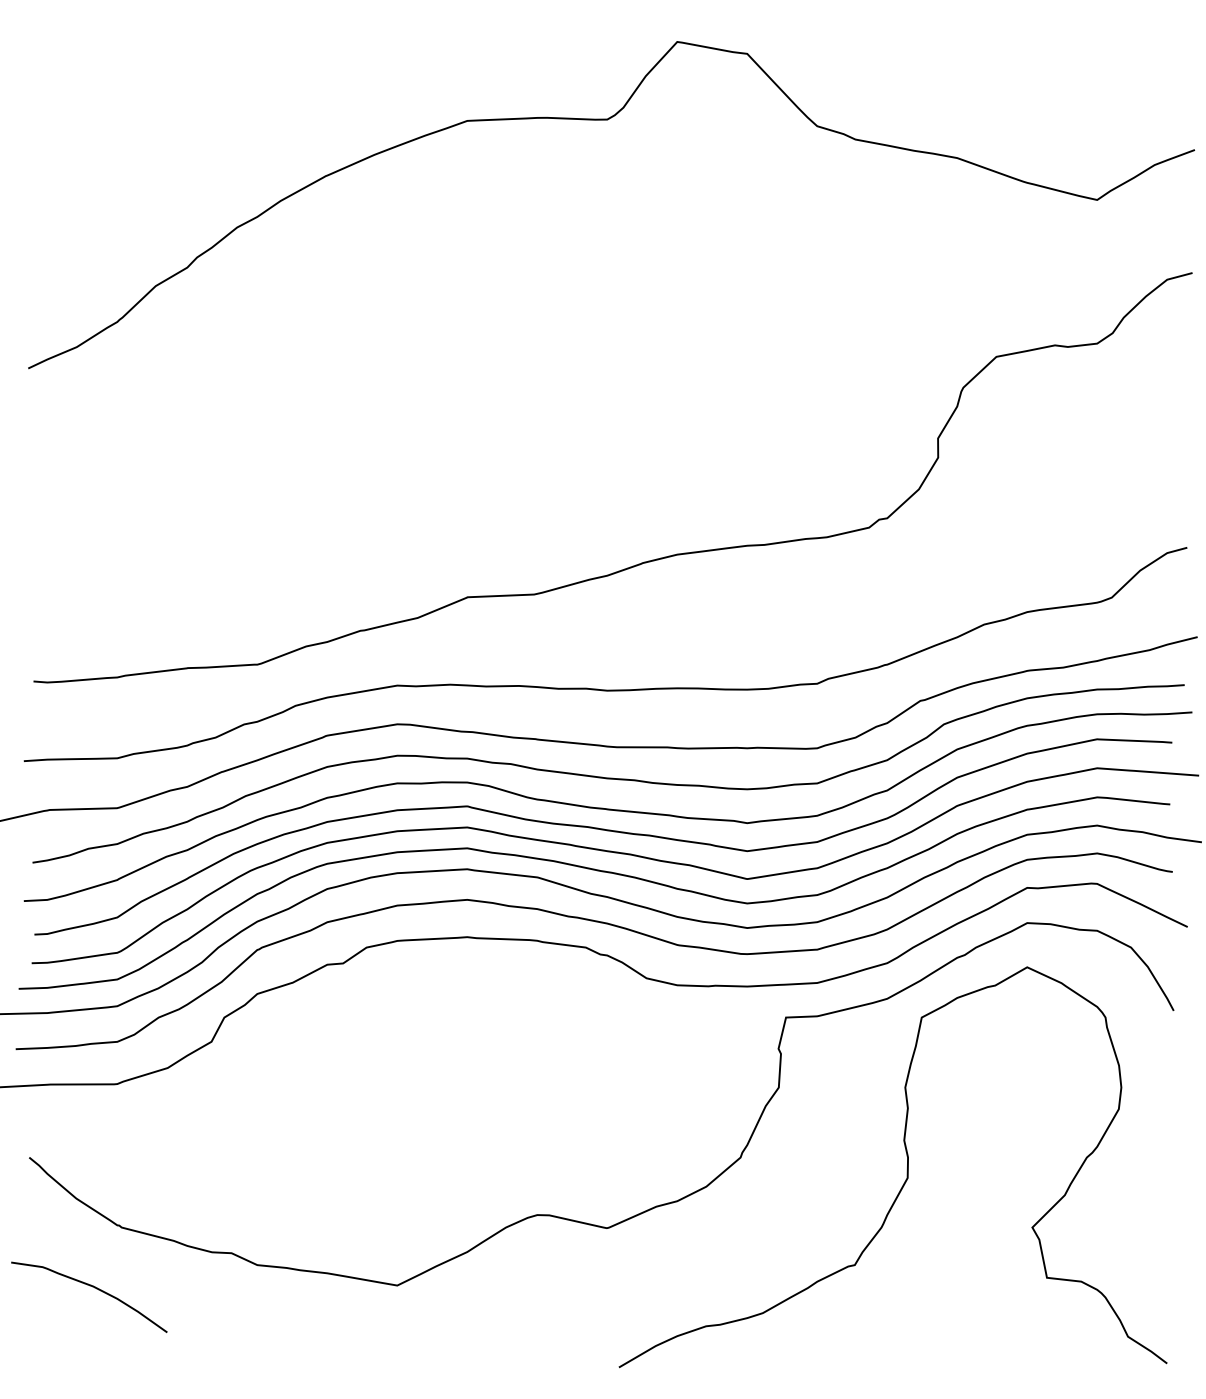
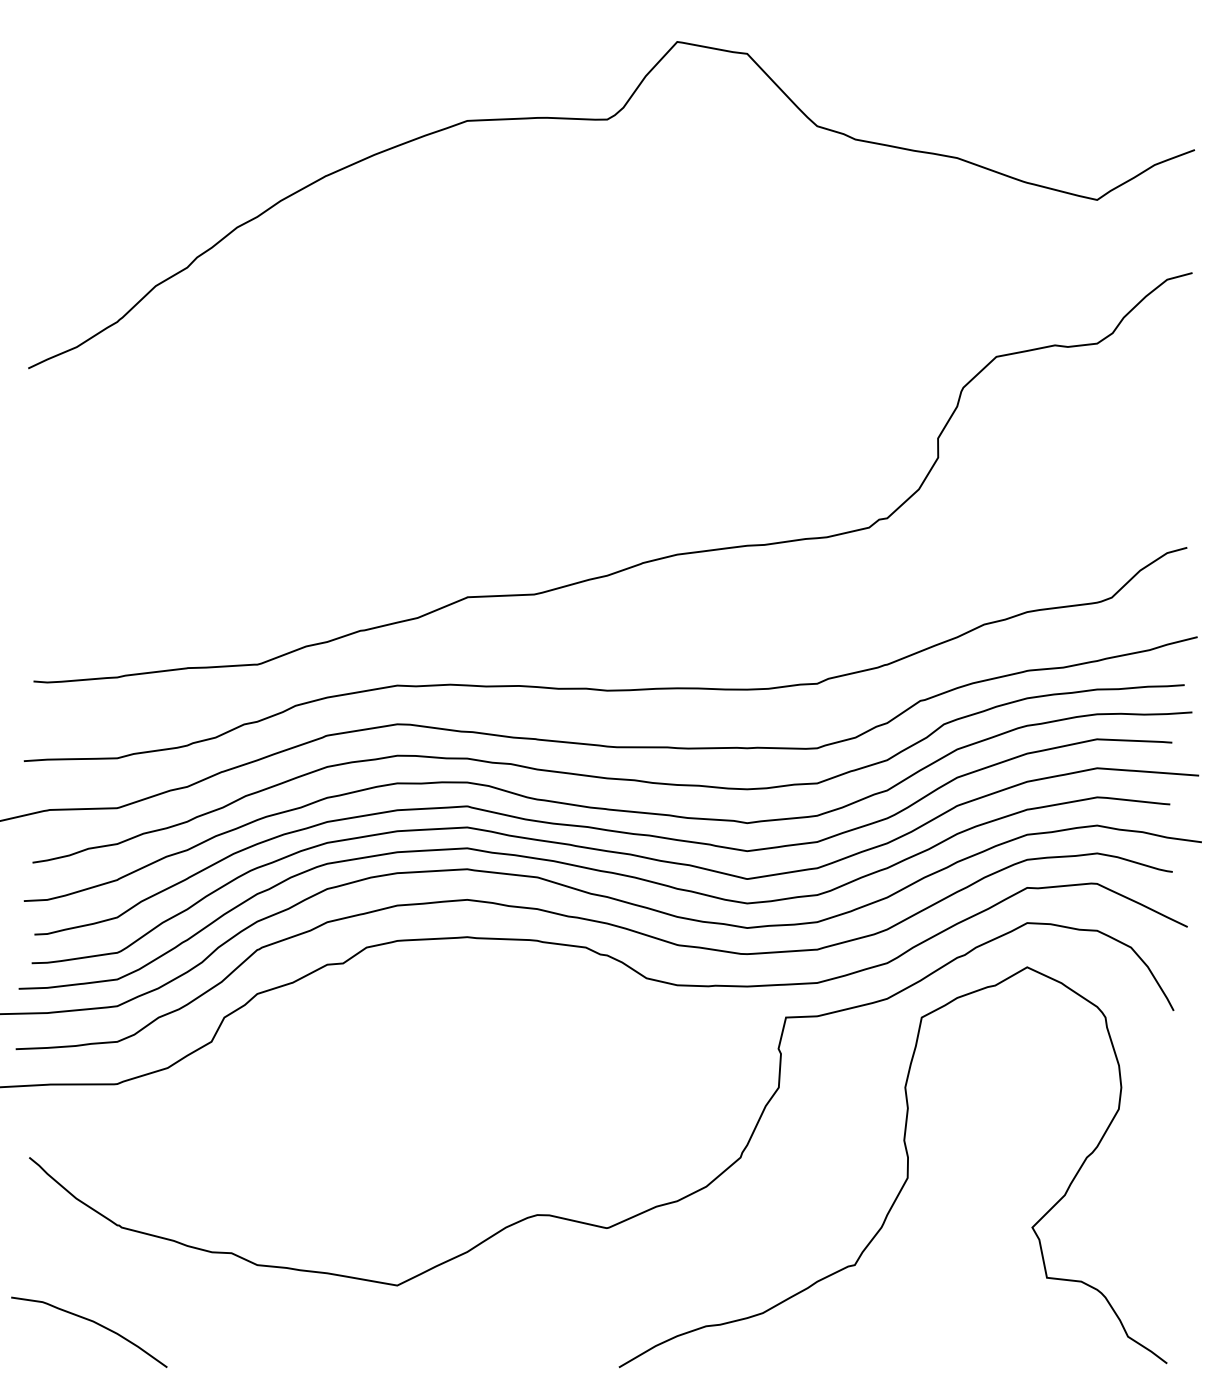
curve position: (94, 1288) -> (94, 1323) (94, 1323)
